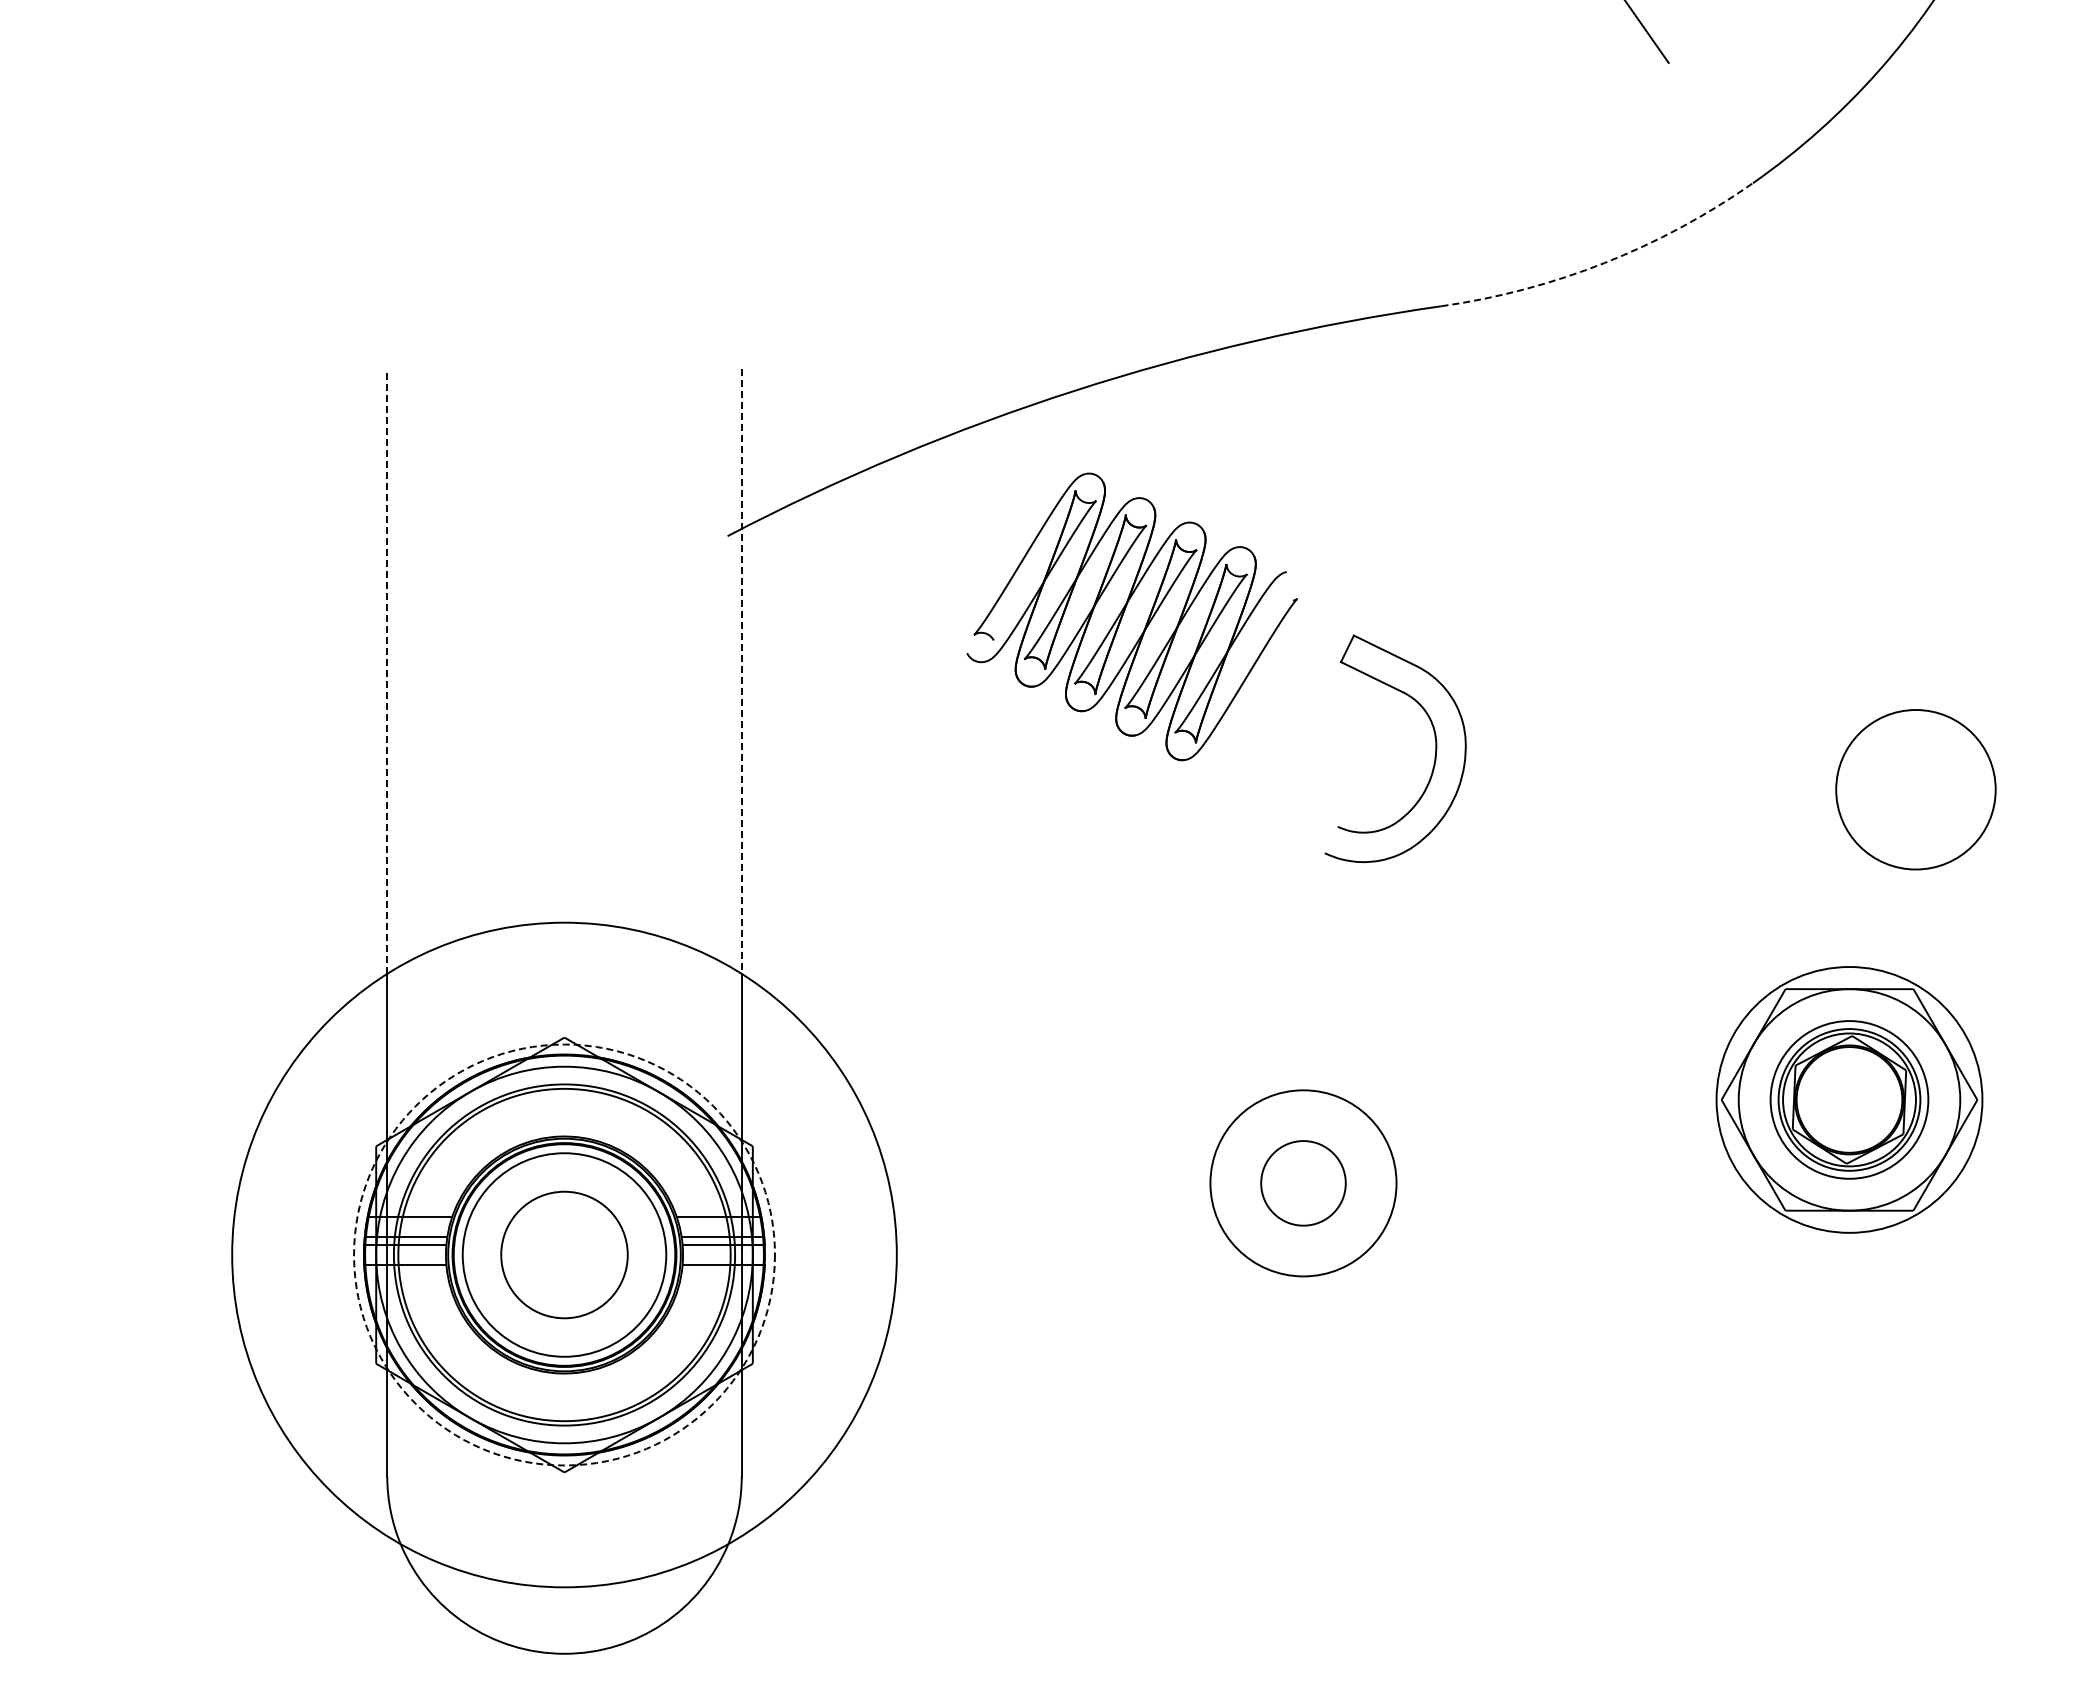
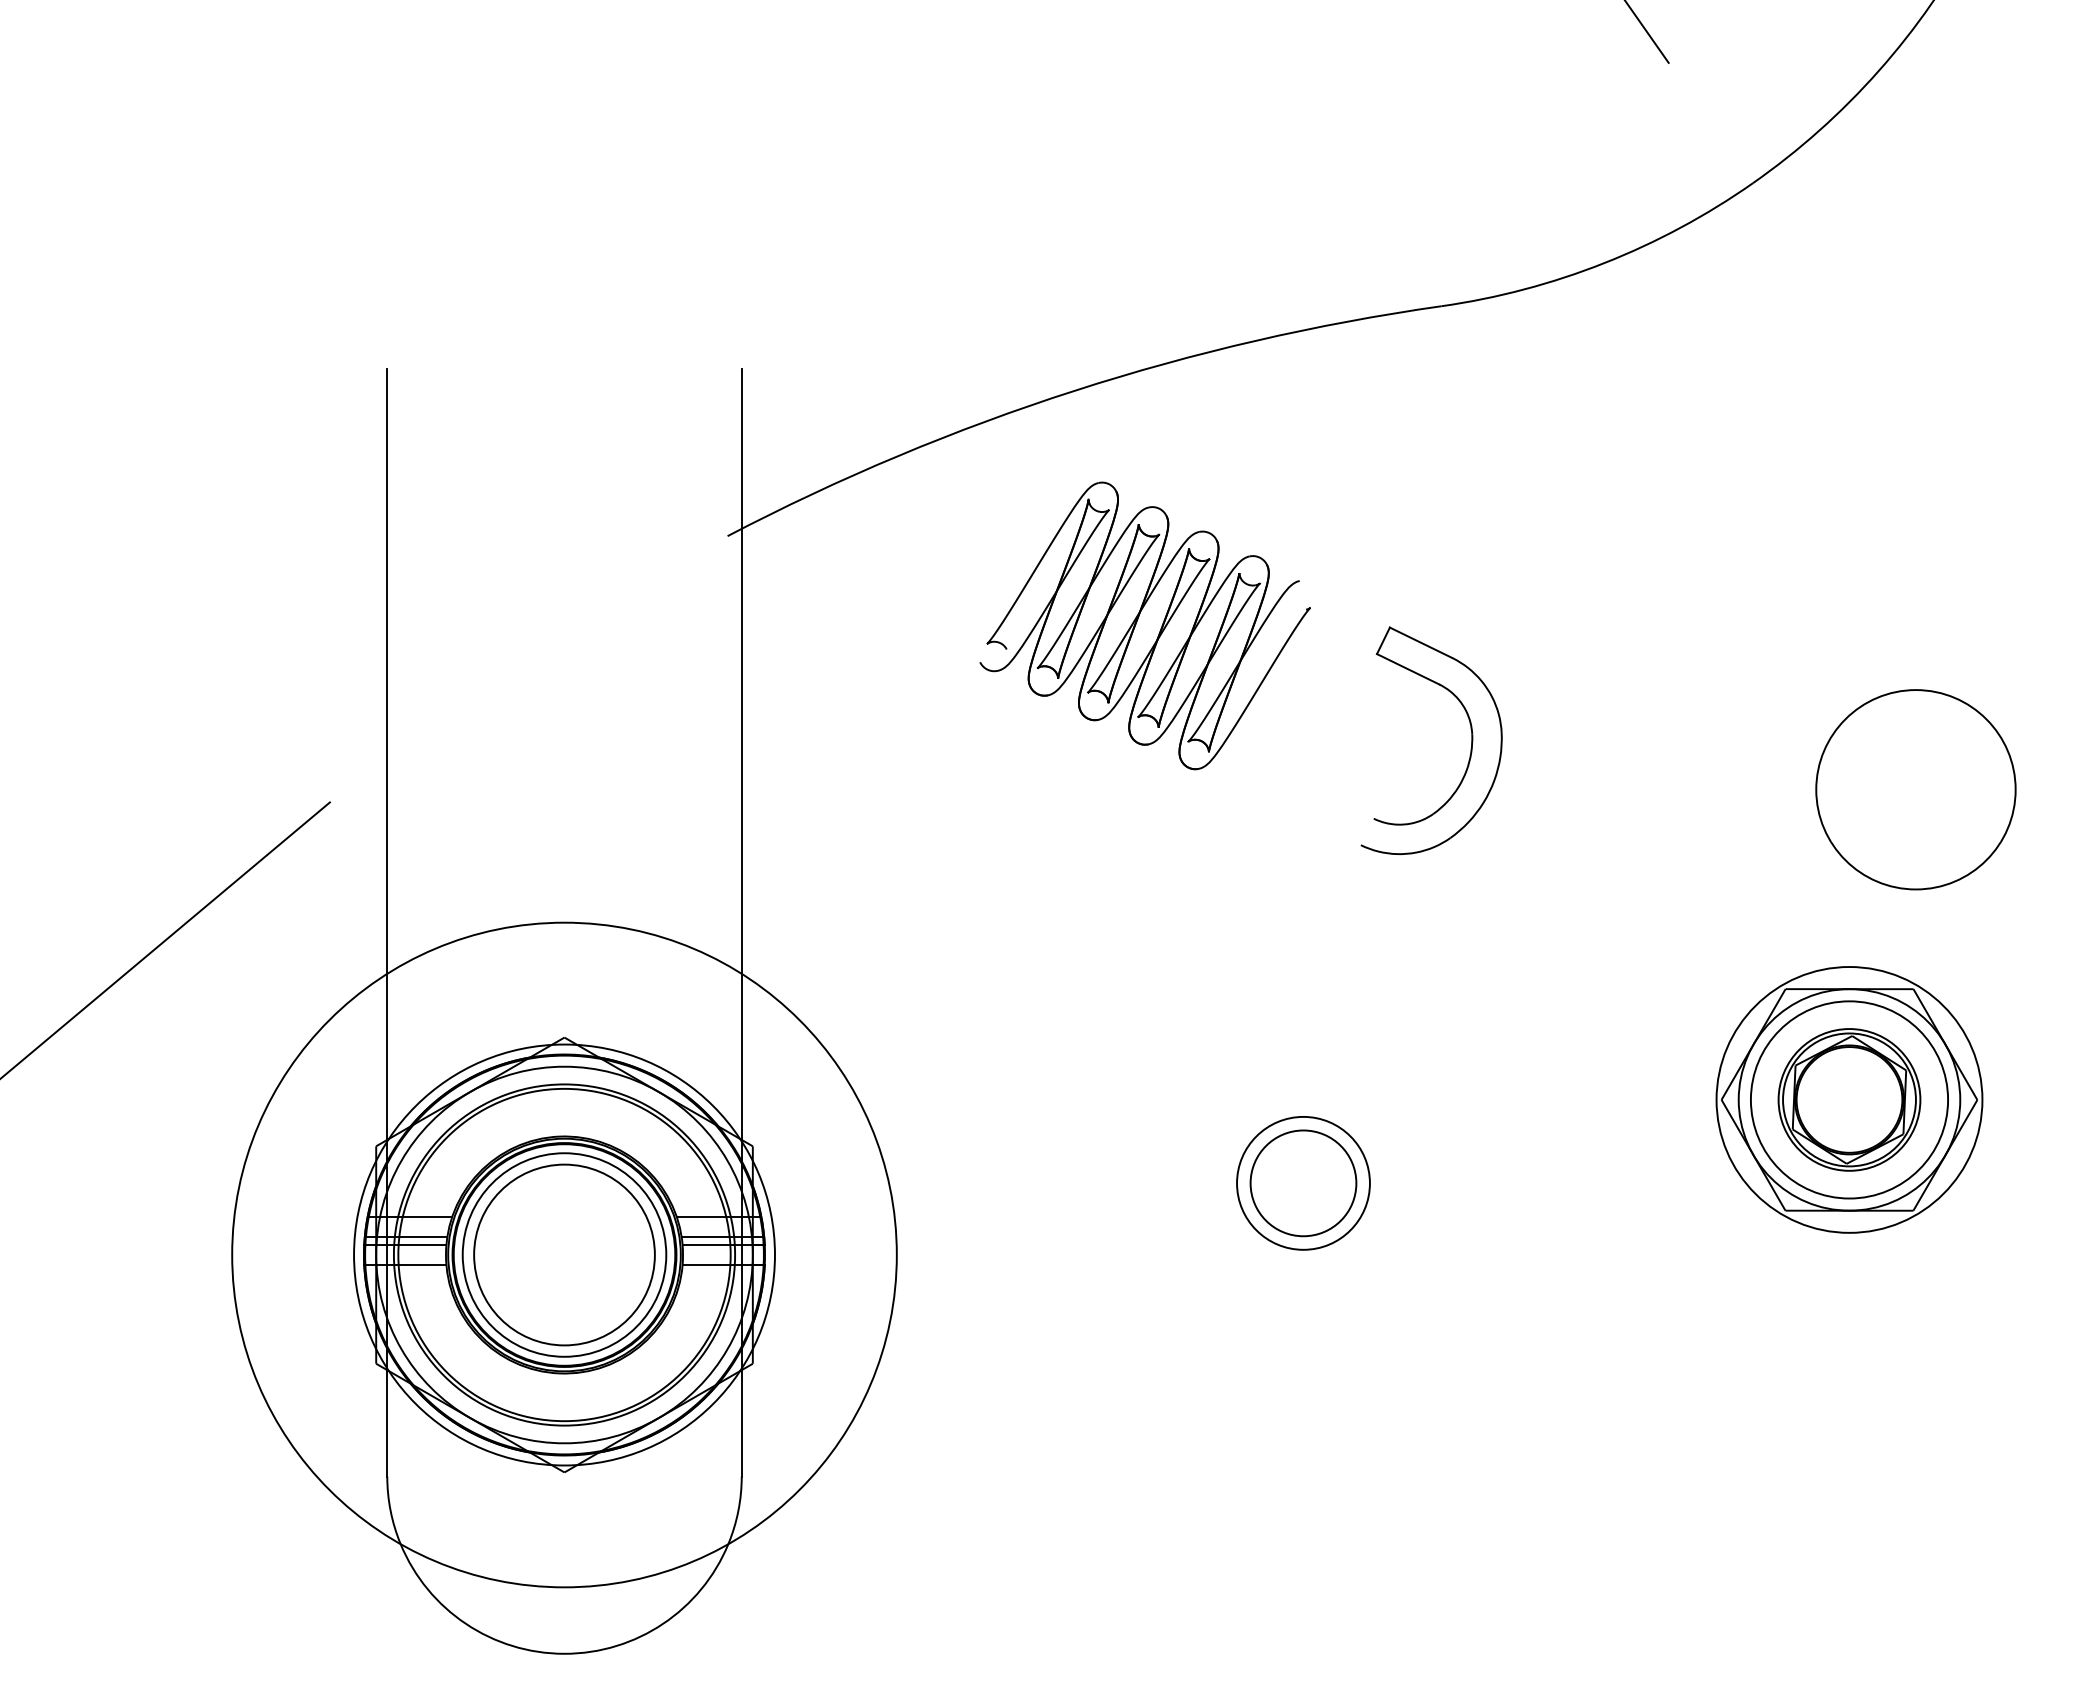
arc: dashed -> solid (1604, 263)
part position: (1124, 613) -> (1137, 622) (1137, 622)
line: dashed -> solid (387, 671)
line: dashed -> solid (741, 671)
part position: (1434, 756) -> (1470, 748) (1470, 748)
circle diameter: 160 px -> 199 px (1915, 789)
line: none -> present (165, 939)
circle diameter: 158 px -> 197 px (1849, 1099)
circle diameter: 186 px -> 133 px (1303, 1182)
circle diameter: 85 px -> 106 px (1303, 1183)
circle size: 129x130 px -> 183x184 px (564, 1254)
circle: dashed -> solid (564, 1254)
